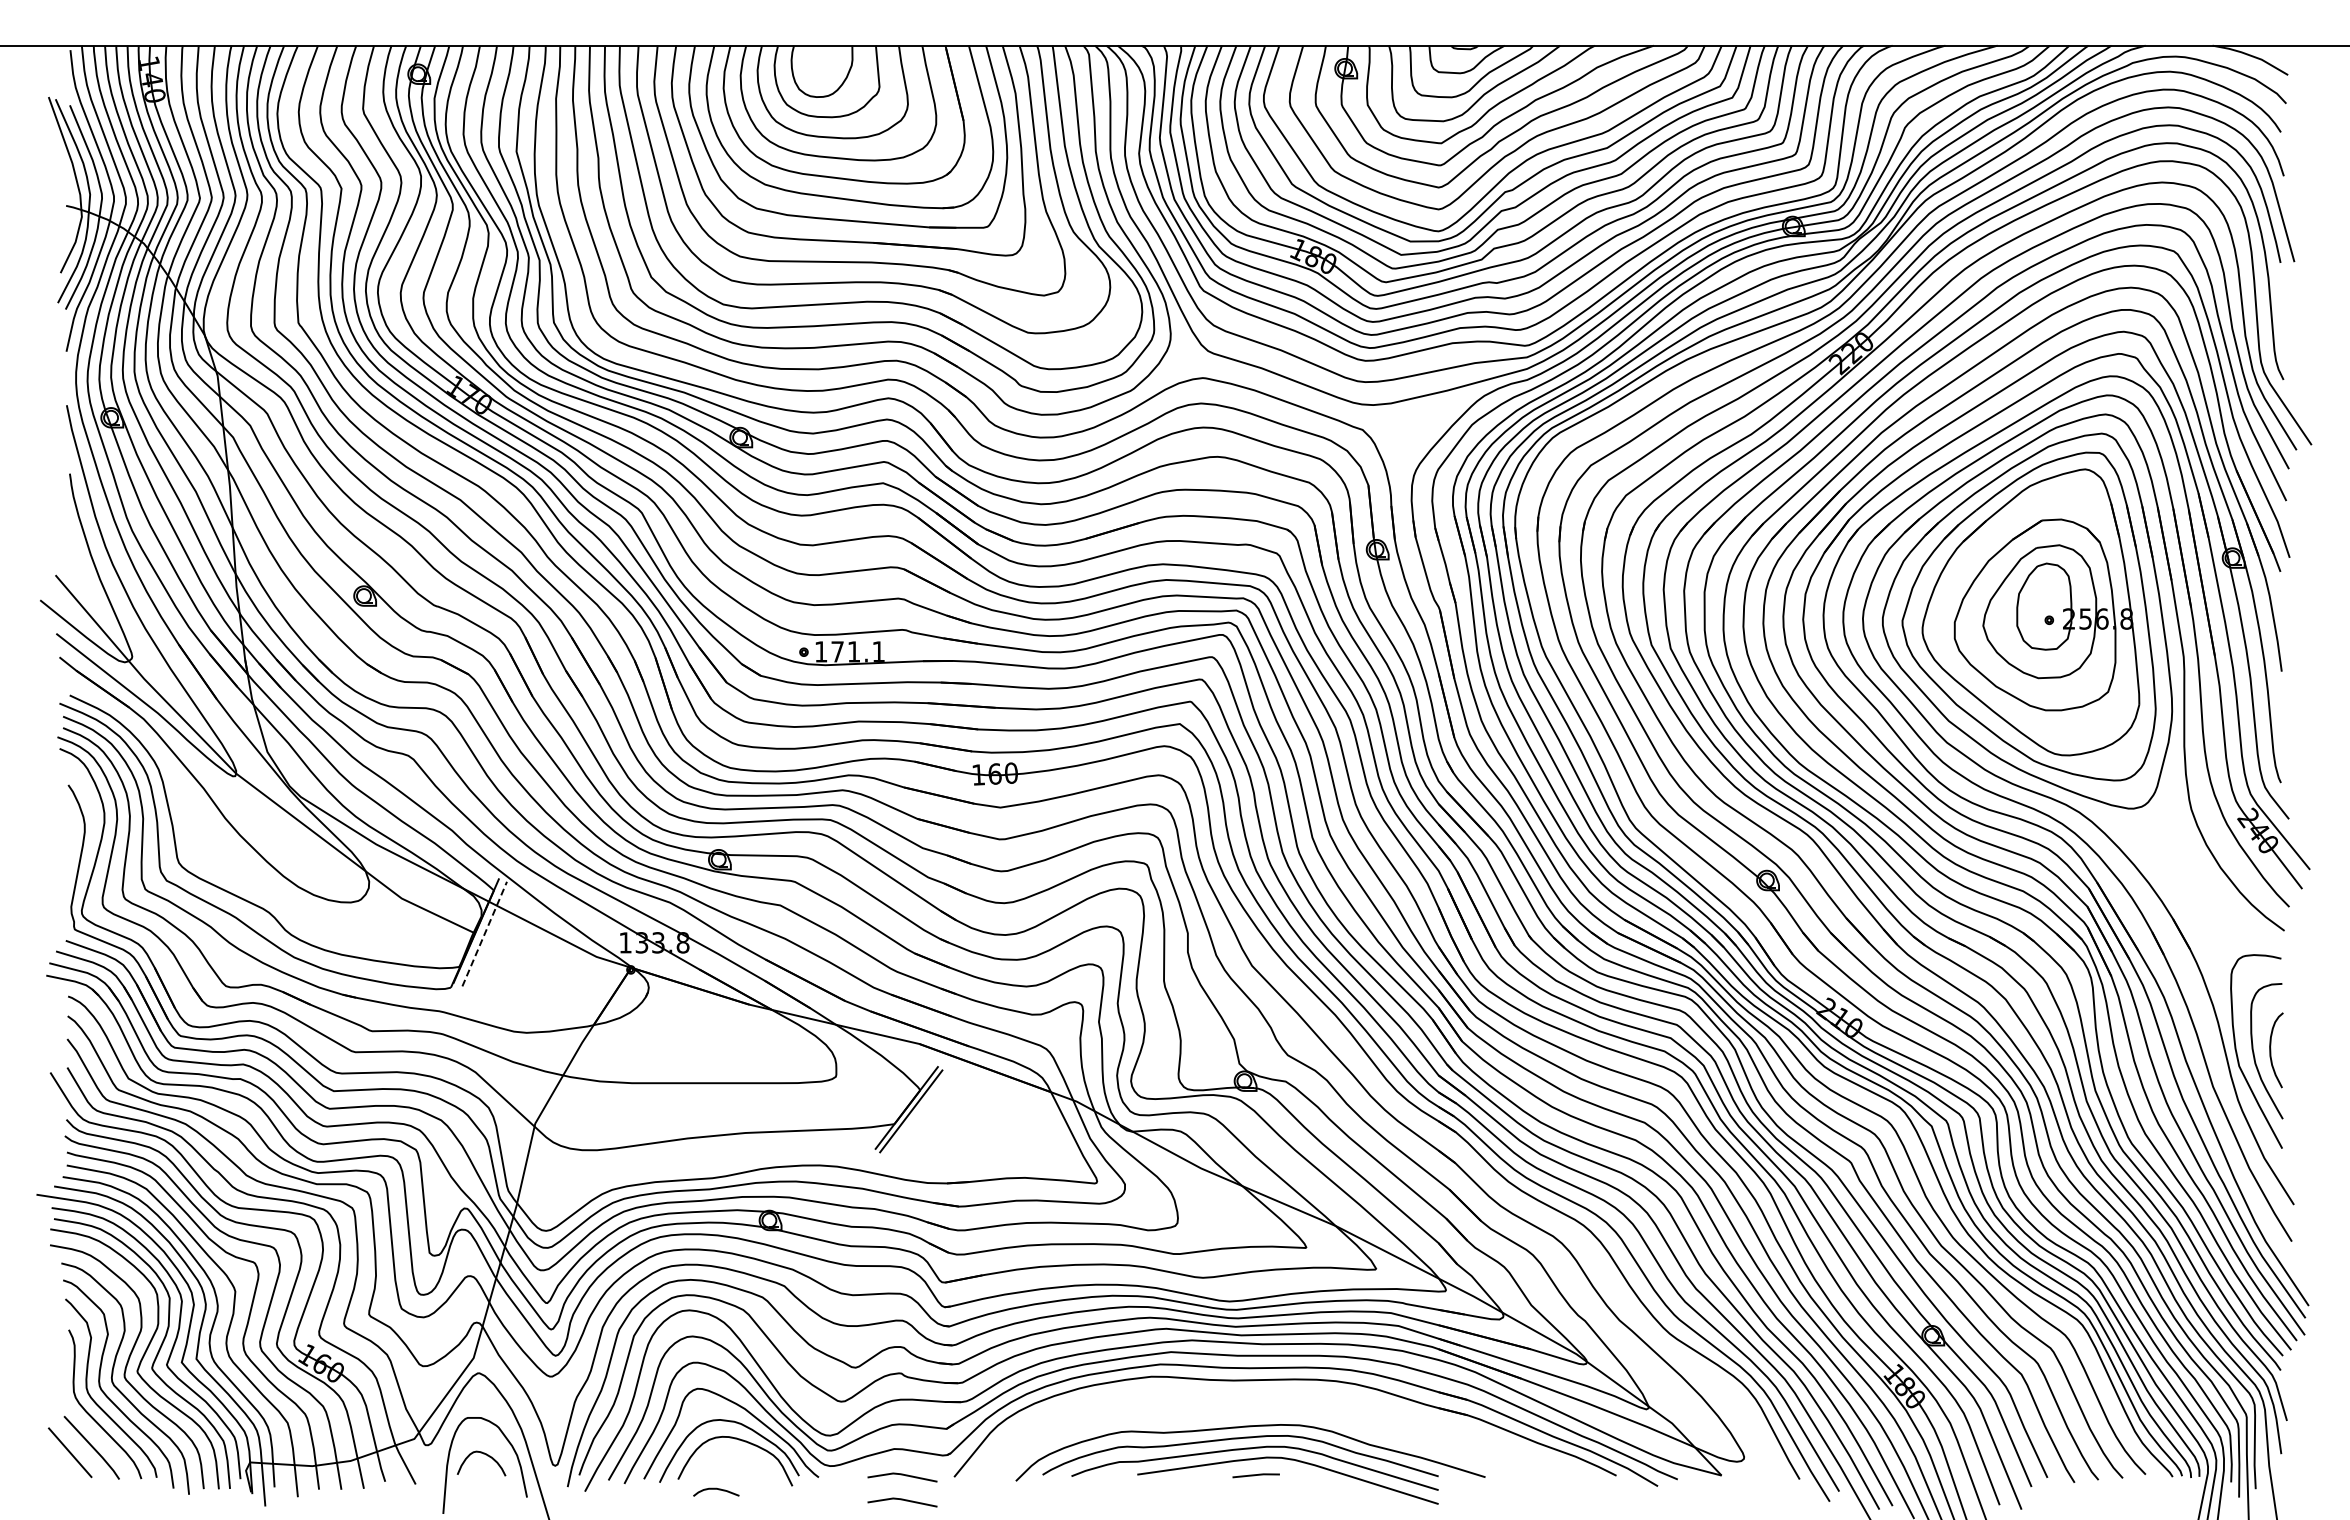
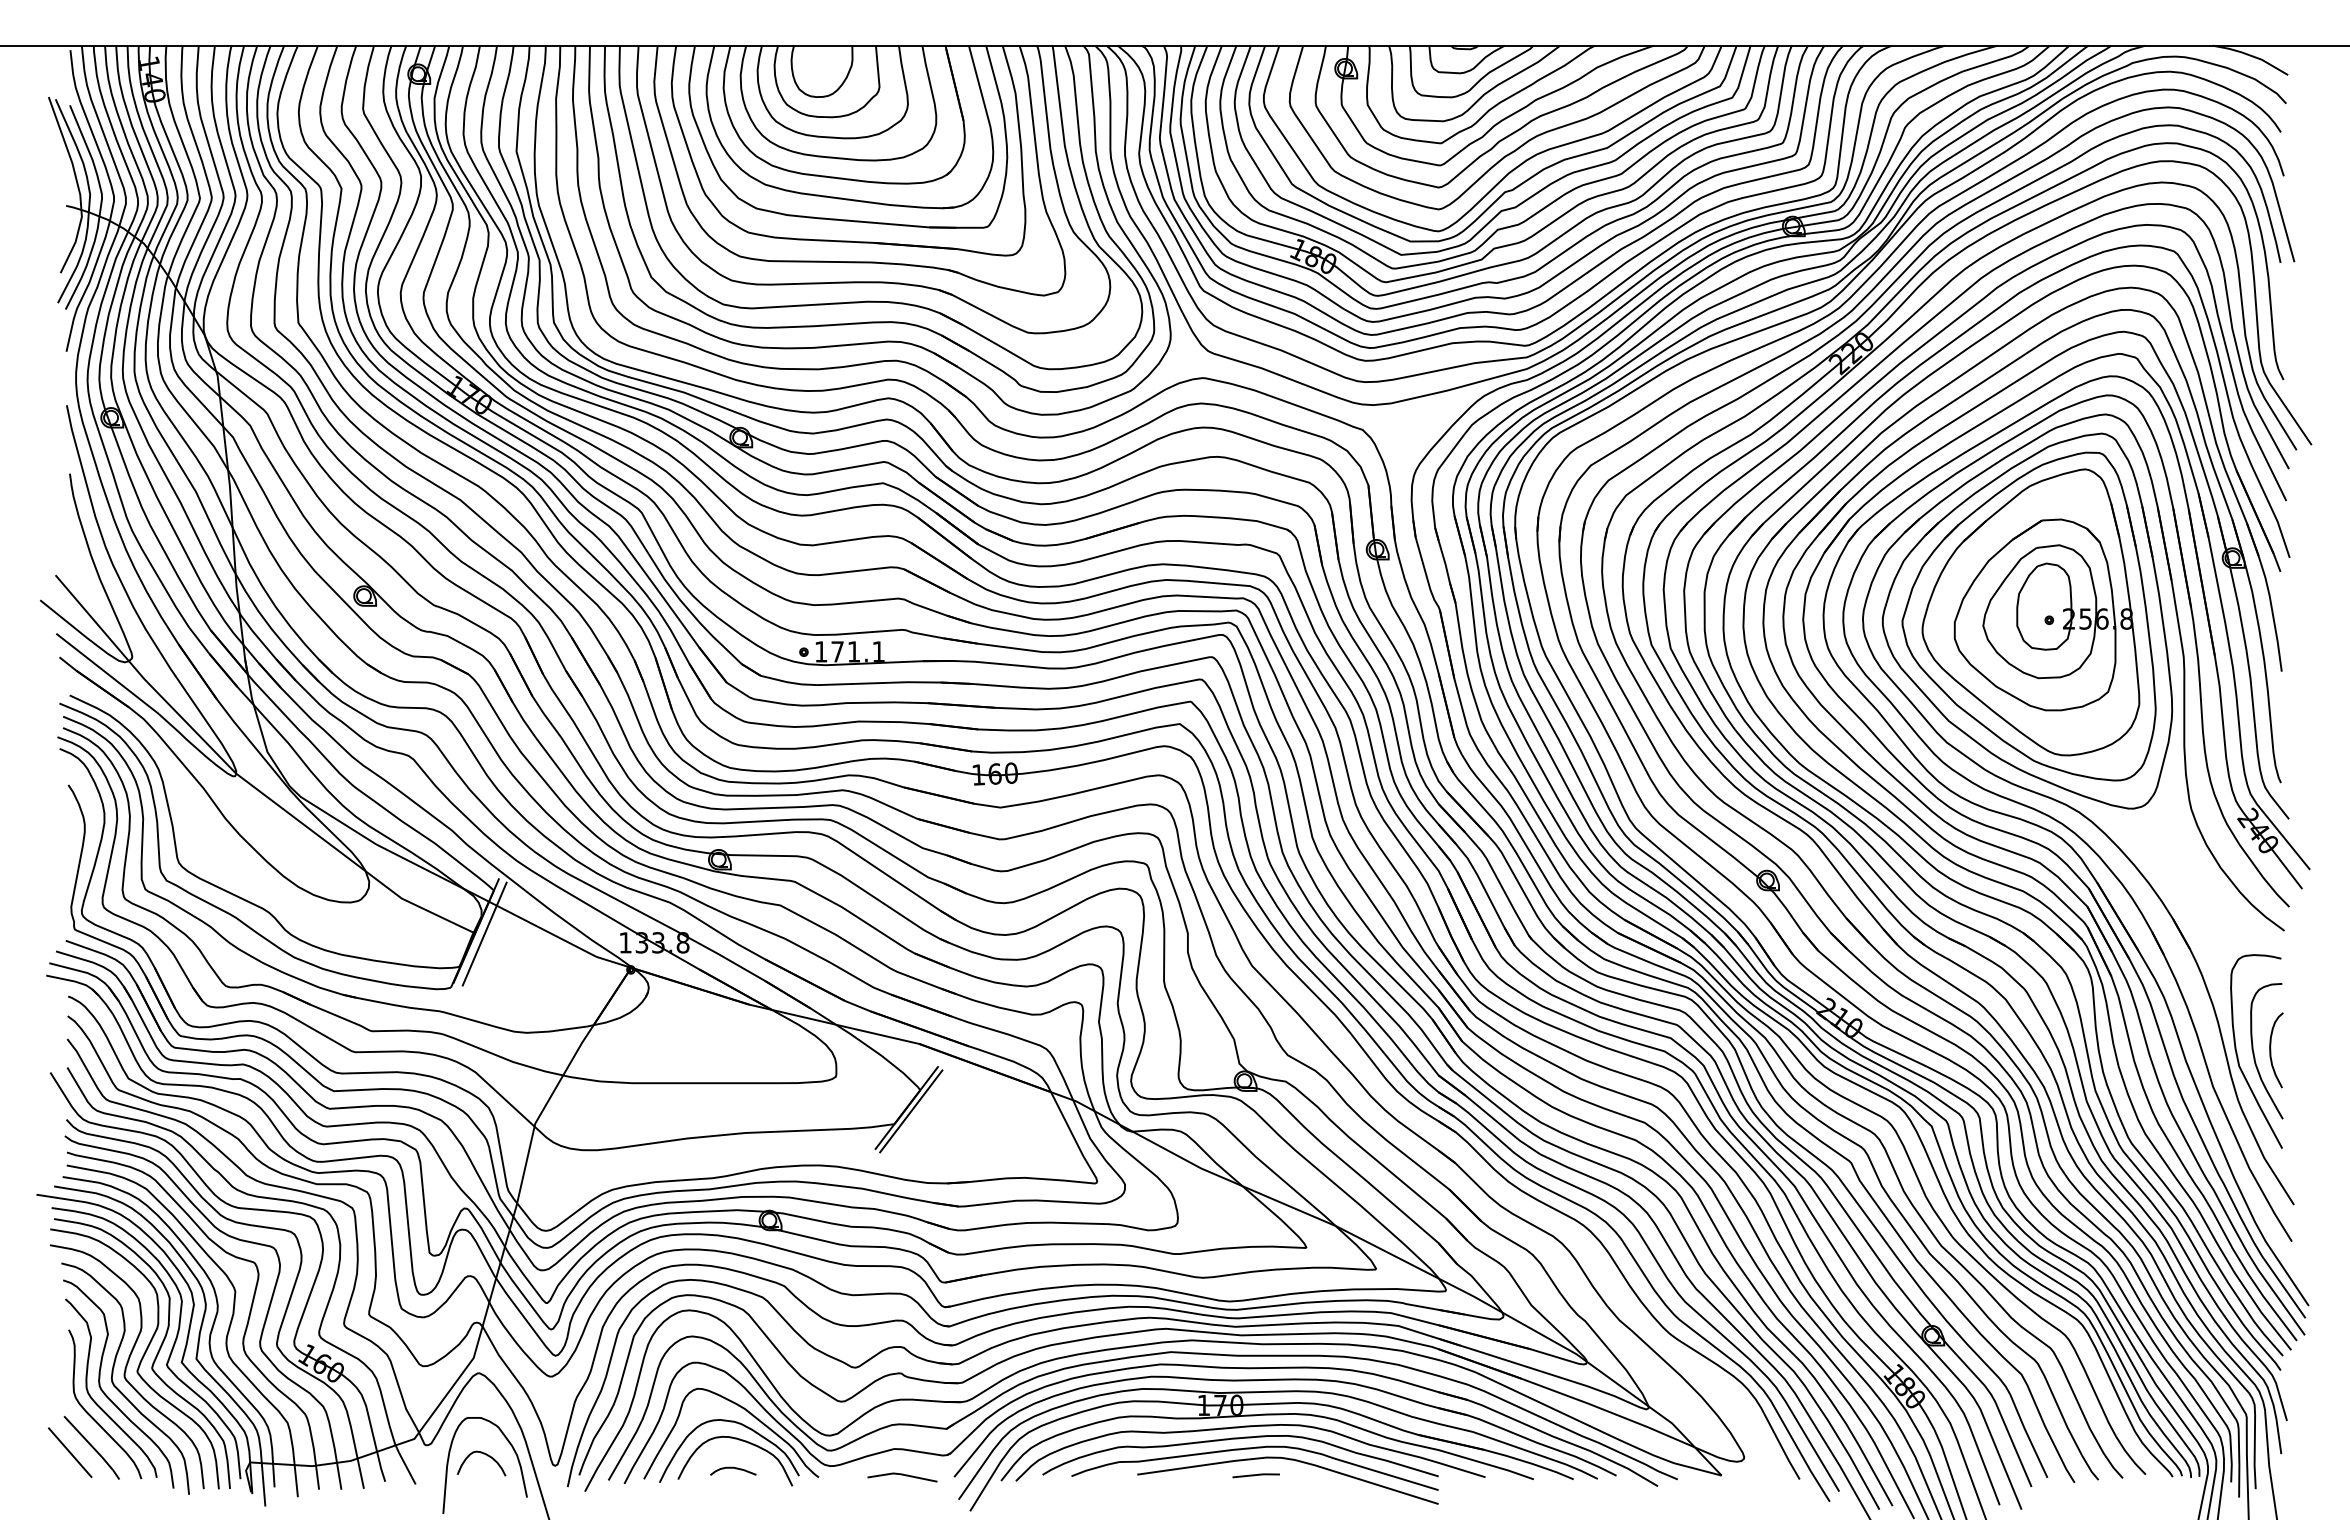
line: dashed -> solid (485, 933)
part: none -> present (1277, 1415)
curve position: (716, 1489) -> (733, 1468) (733, 1468)
line: present -> none (902, 1500)
